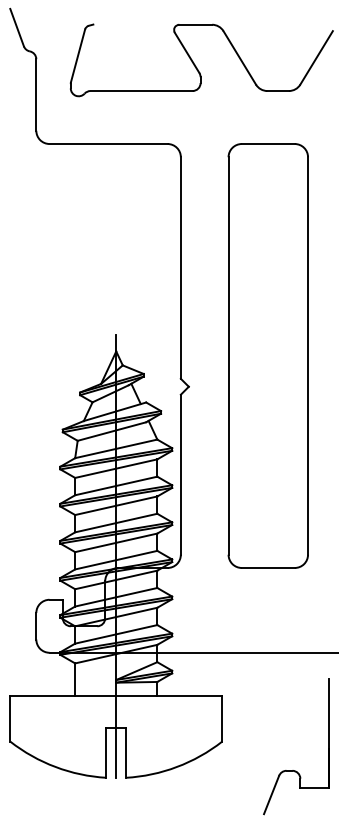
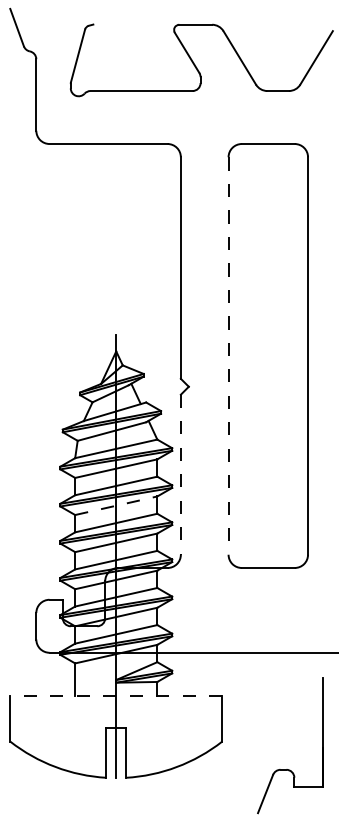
line: solid -> dashed (228, 356)
line: solid -> dashed (180, 475)
line: solid -> dashed (116, 505)
line: solid -> dashed (116, 695)
part position: (295, 770) -> (289, 769) (289, 769)
